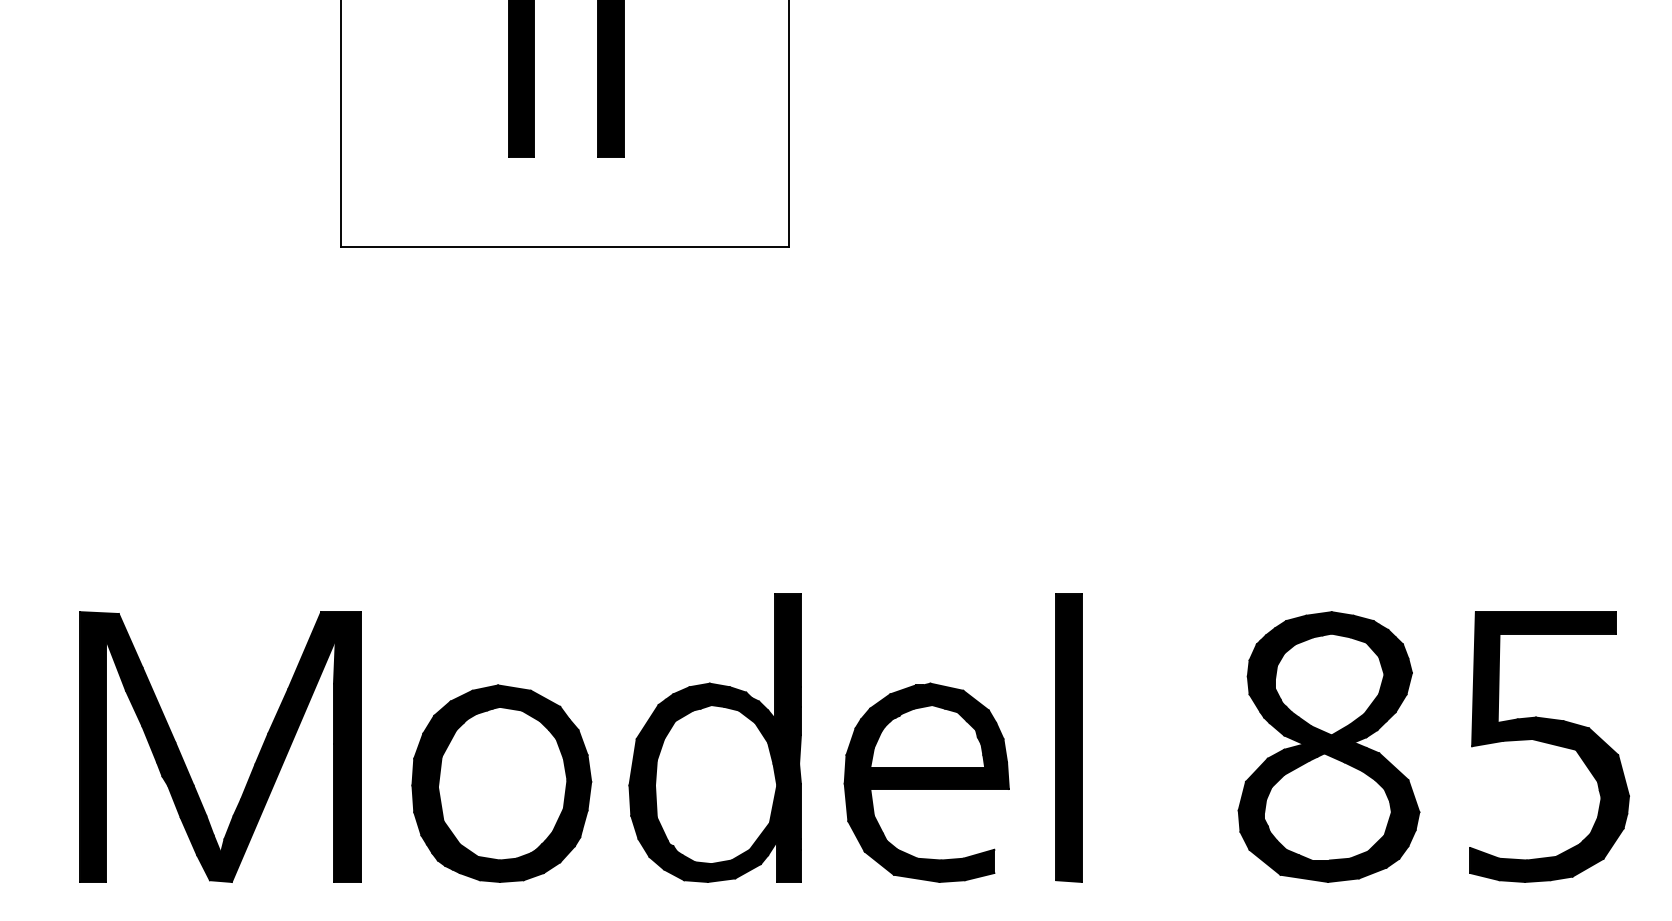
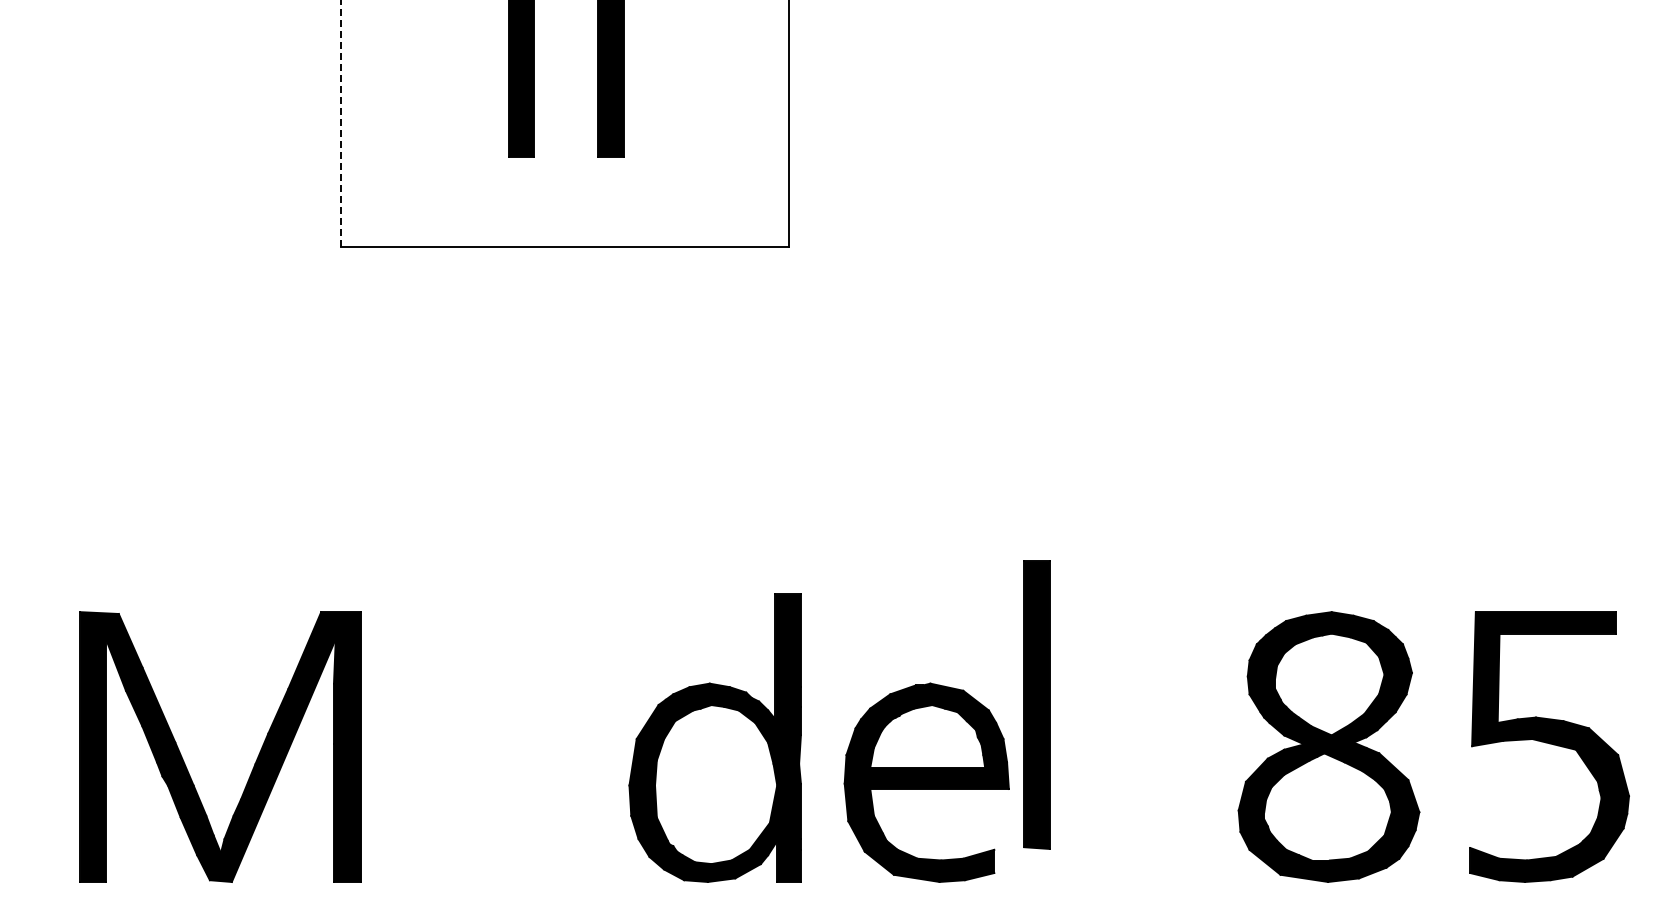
line: solid -> dashed (341, 123)
part position: (1068, 737) -> (1036, 704) (1036, 704)
part: present -> none (501, 783)
